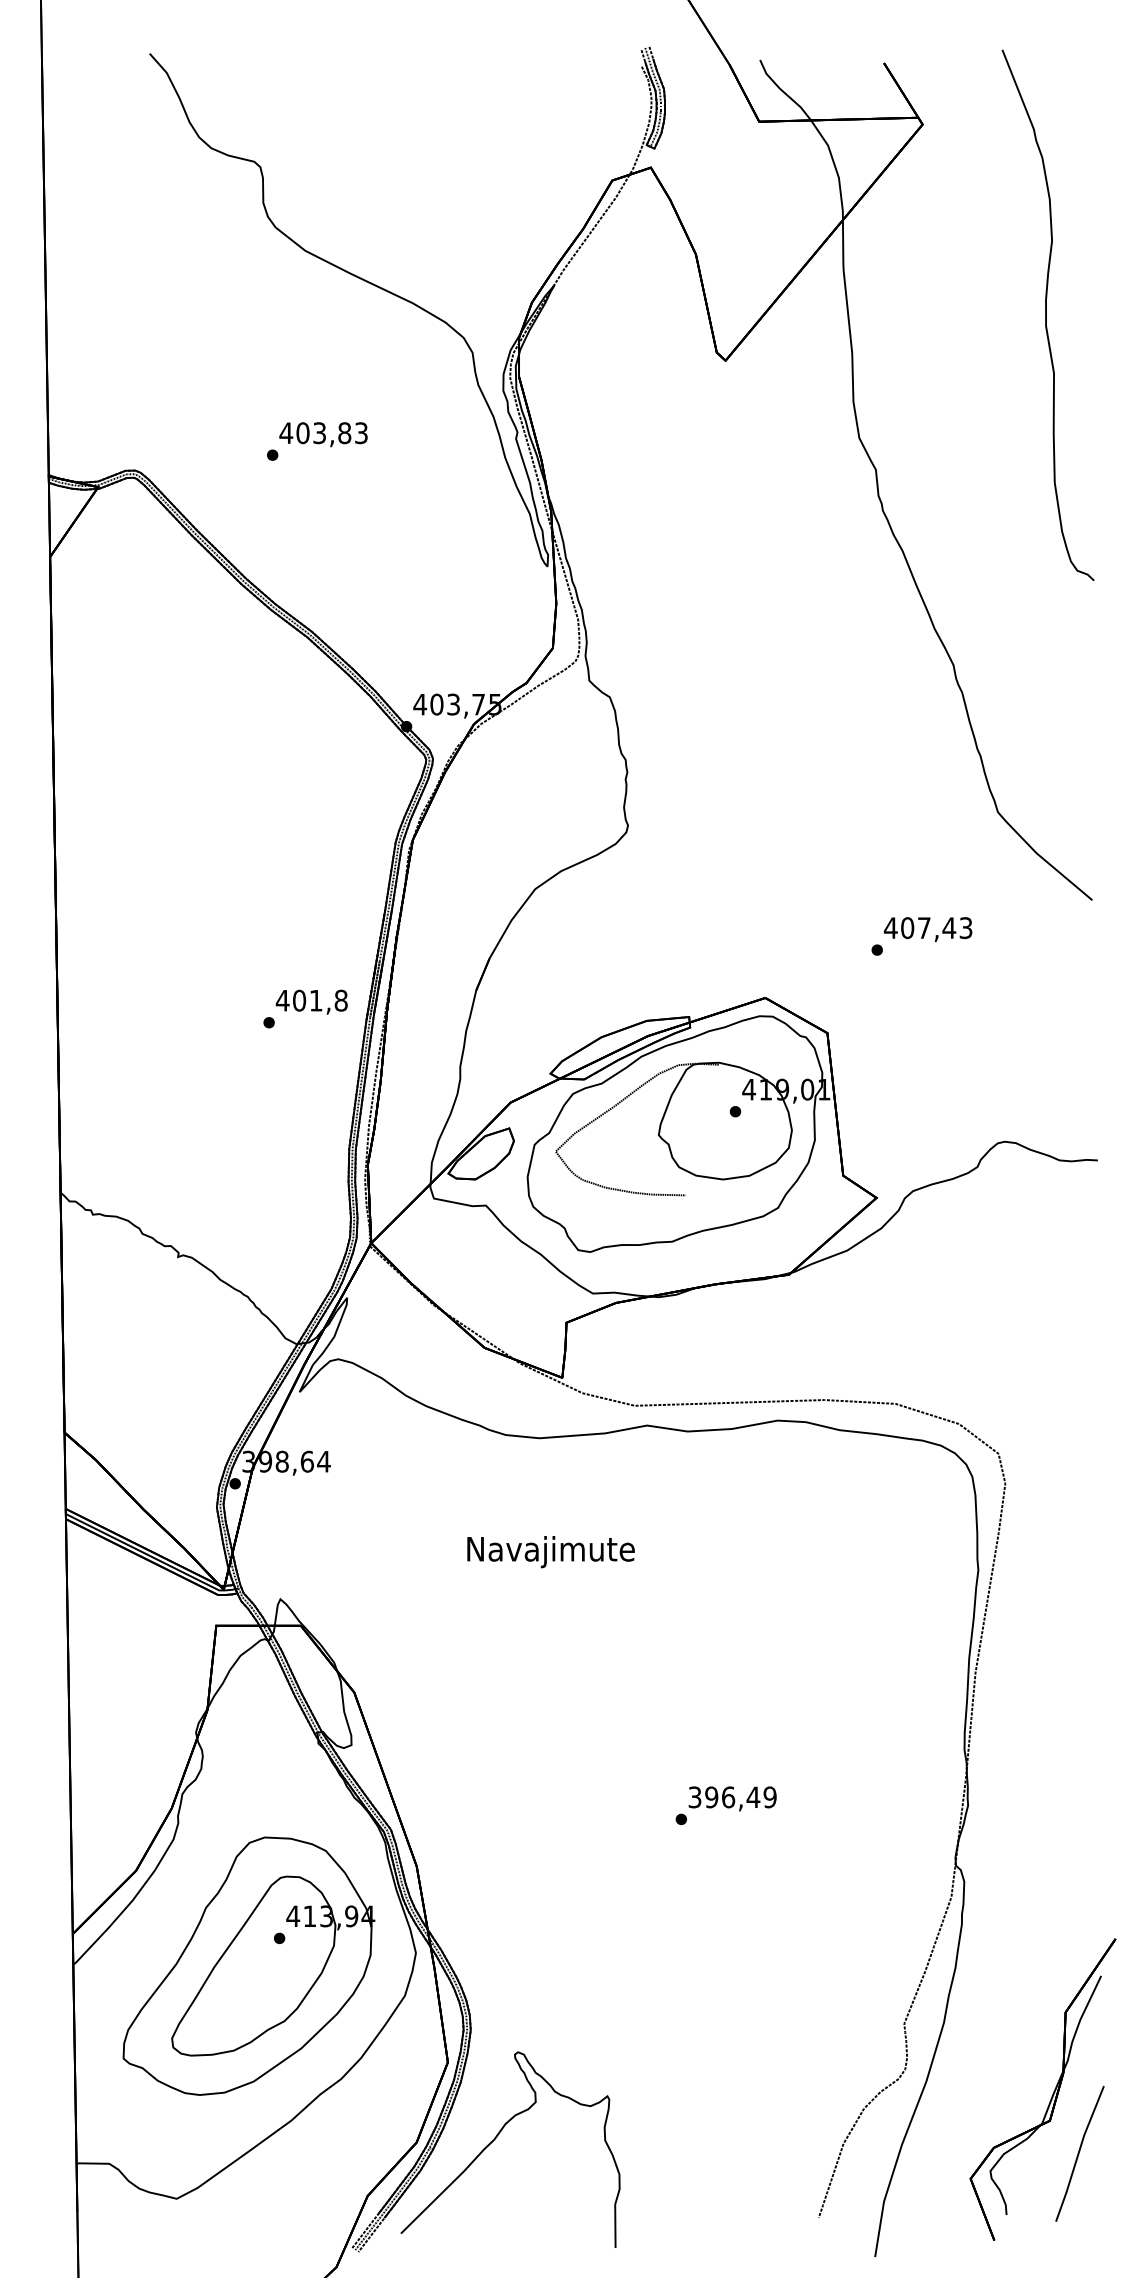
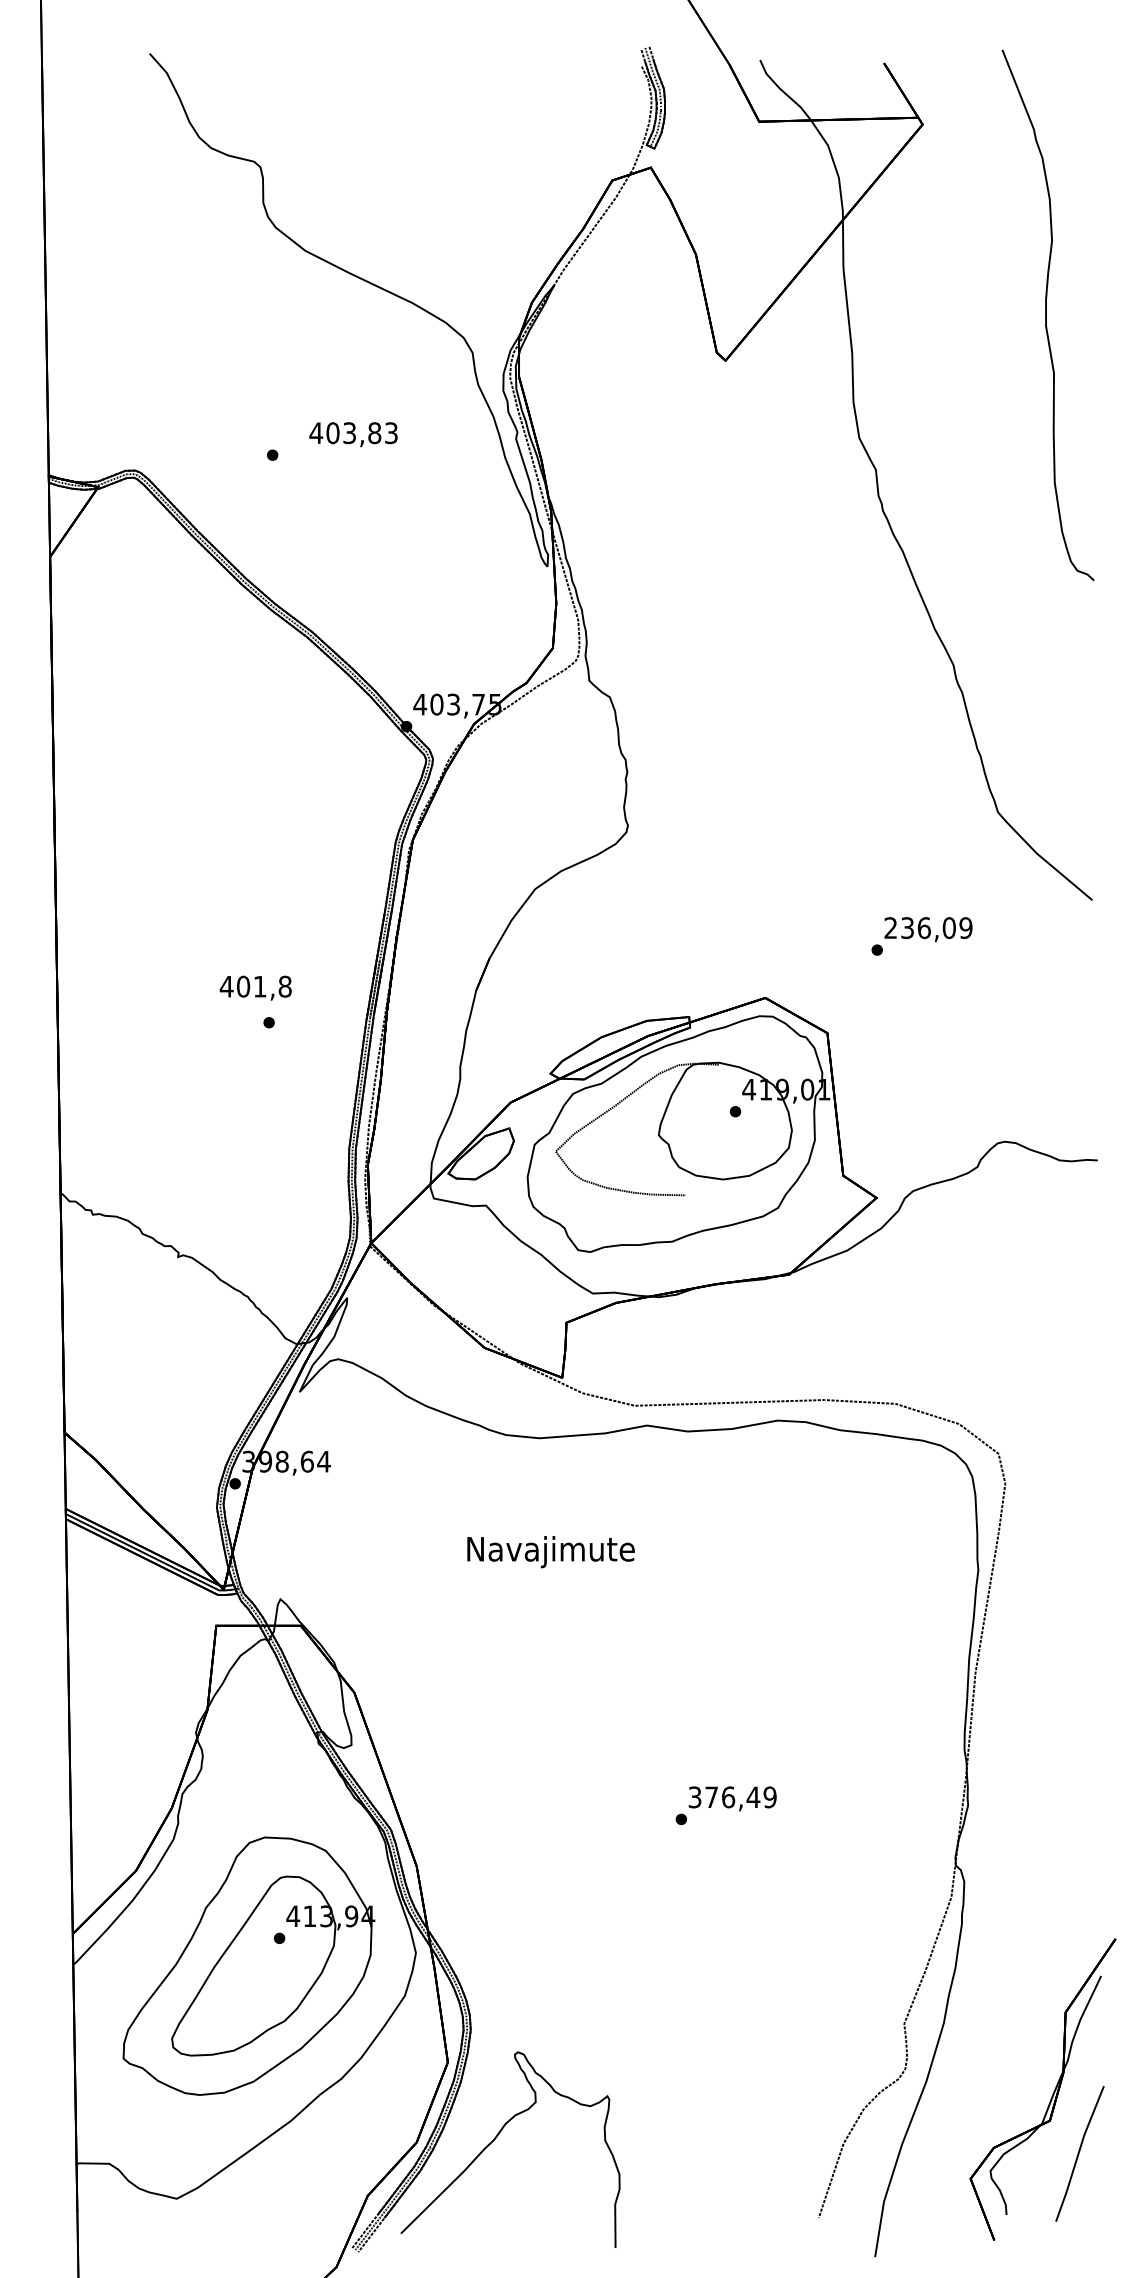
text position: (323, 434) -> (353, 434) (353, 434)
text: 407,43 -> 236,09 (928, 928)
text position: (311, 1001) -> (255, 987) (255, 987)
text: 396,49 -> 376,49 (711, 1797)
